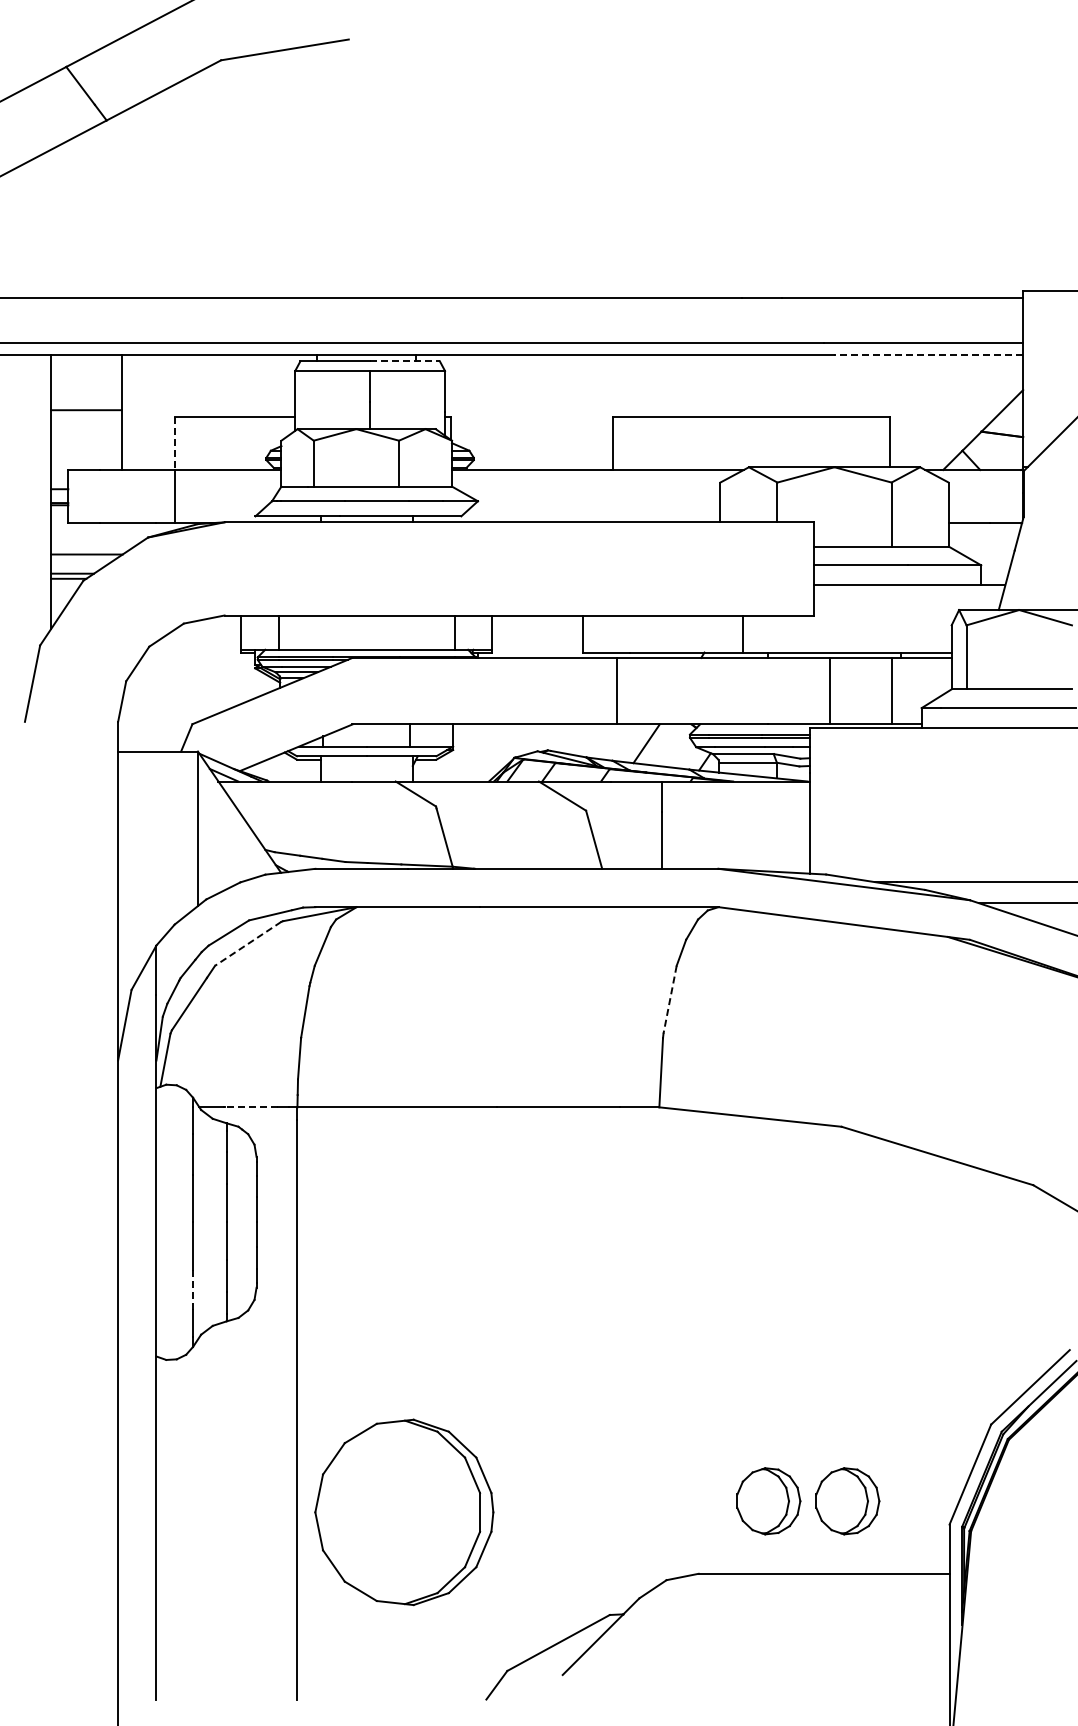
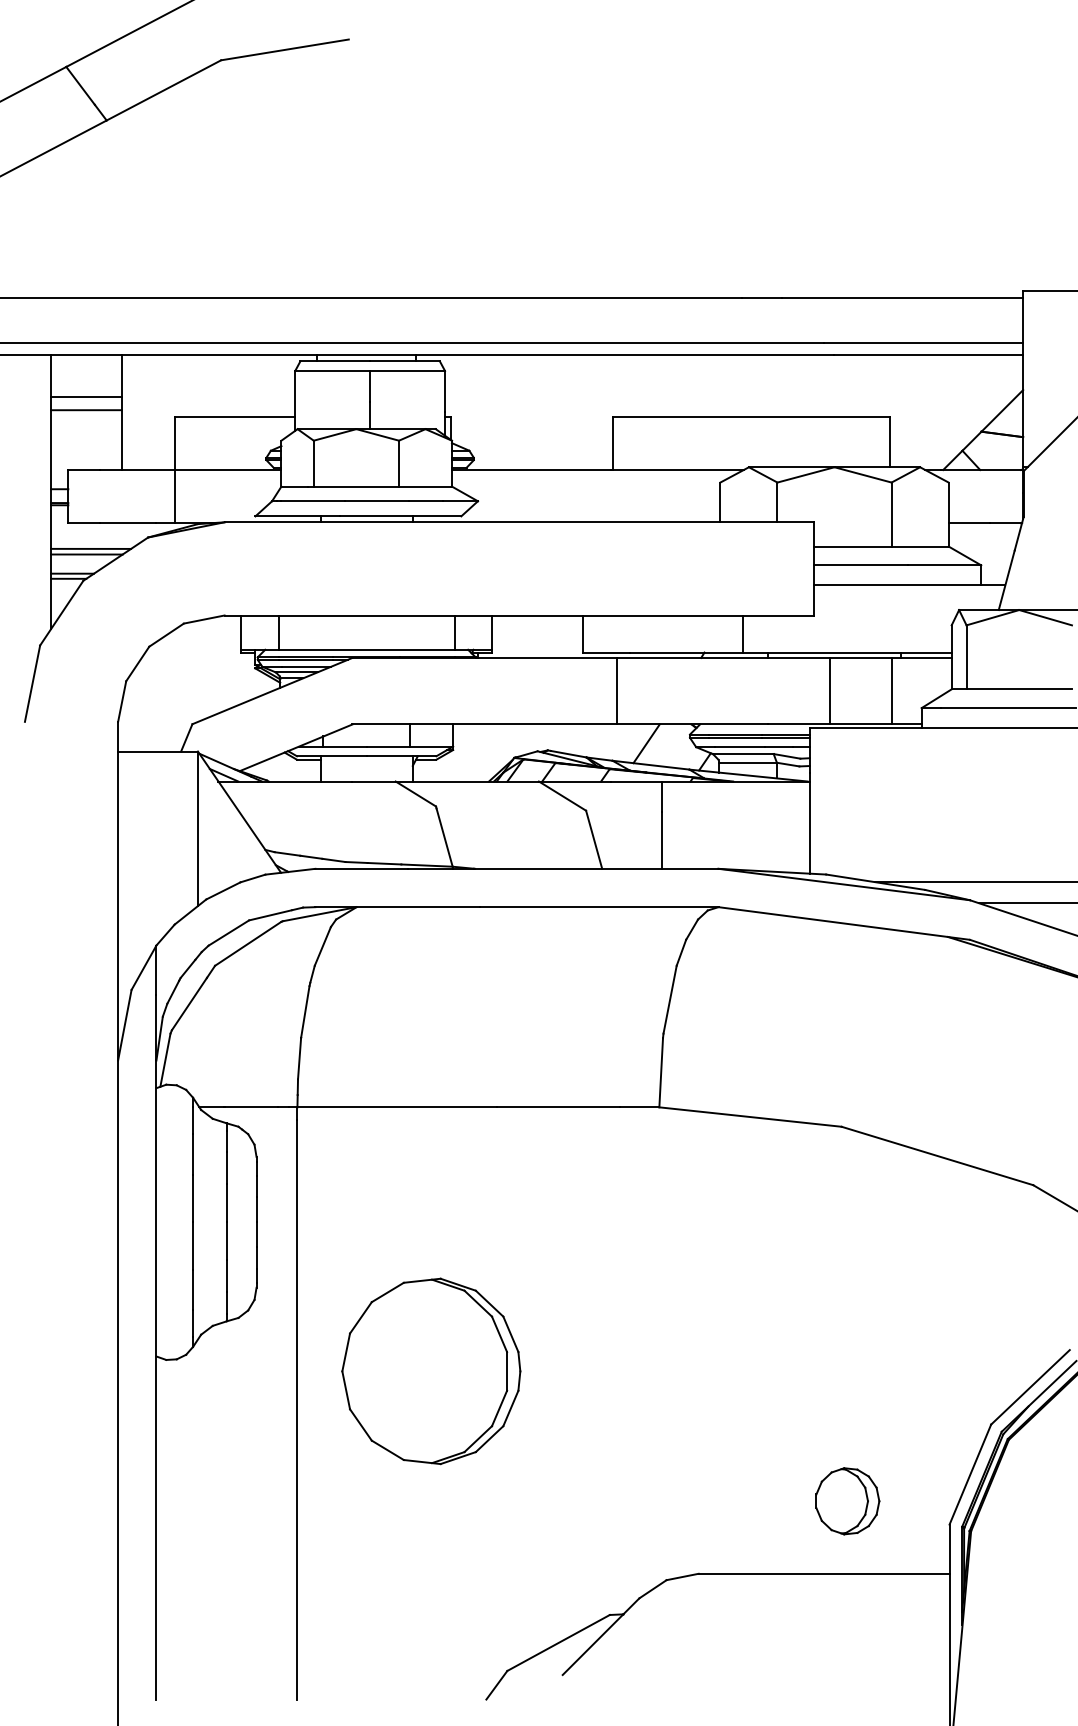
line: dashed -> solid (928, 354)
line: dashed -> solid (405, 361)
line: none -> present (86, 396)
line: dashed -> solid (174, 443)
line: none -> present (91, 548)
line: dashed -> solid (248, 943)
line: dashed -> solid (670, 999)
line: dashed -> solid (251, 1107)
line: dashed -> solid (193, 1289)
part: present -> none (768, 1501)
part position: (404, 1512) -> (431, 1371) (431, 1371)
